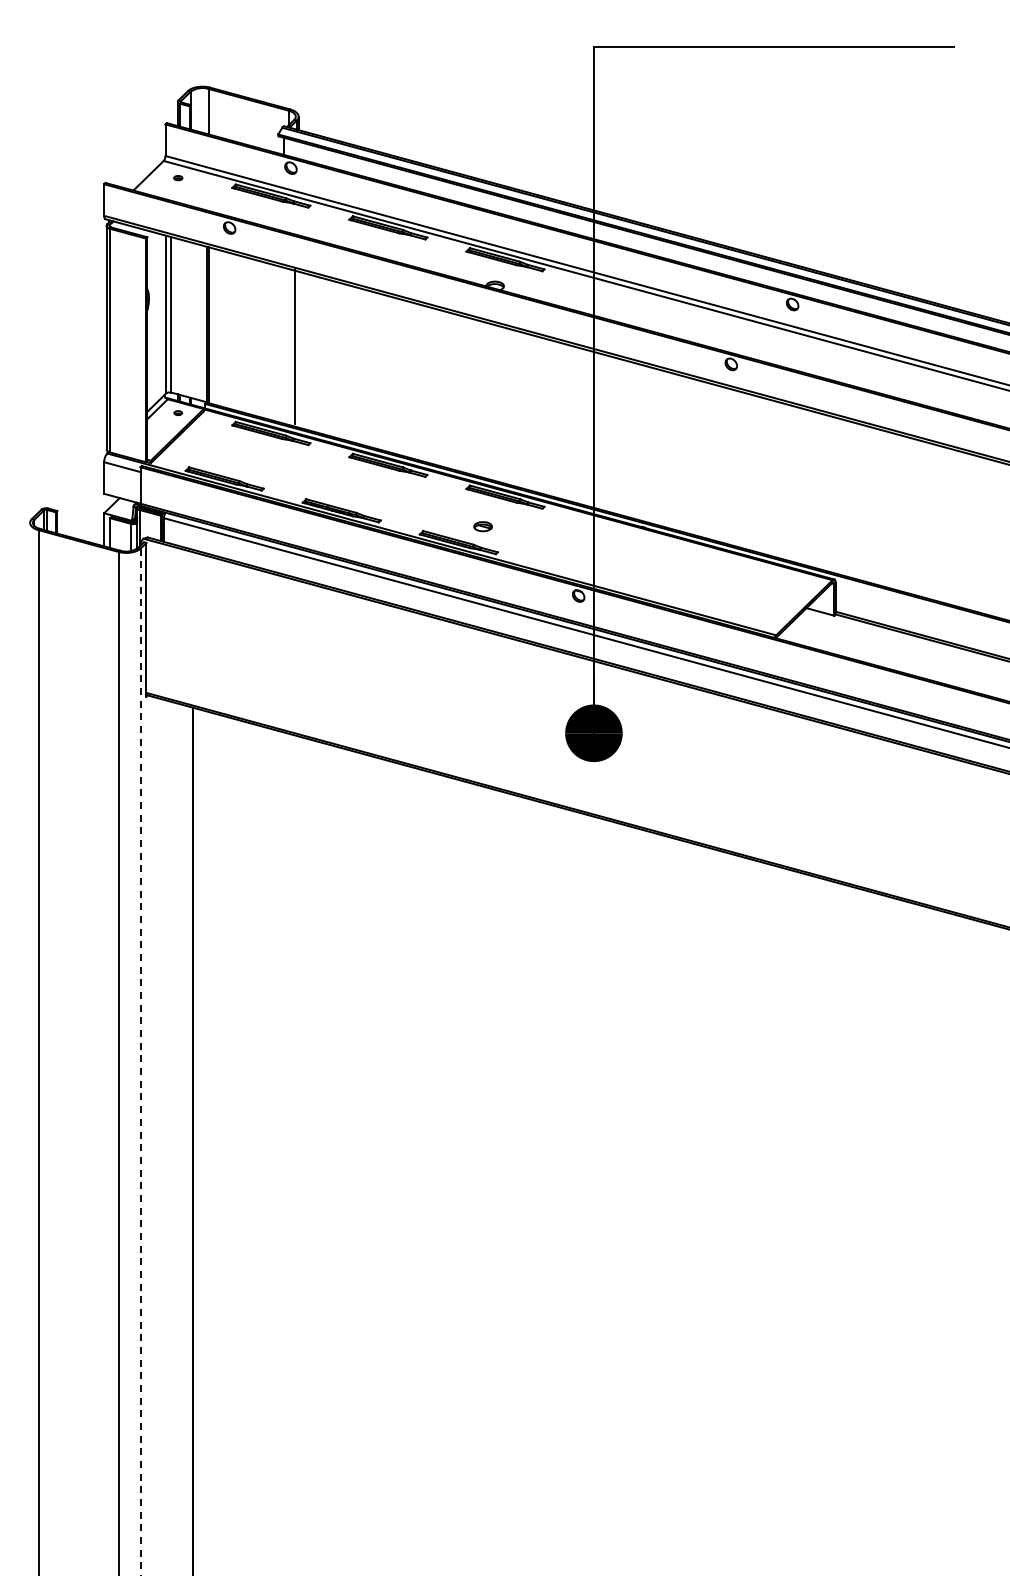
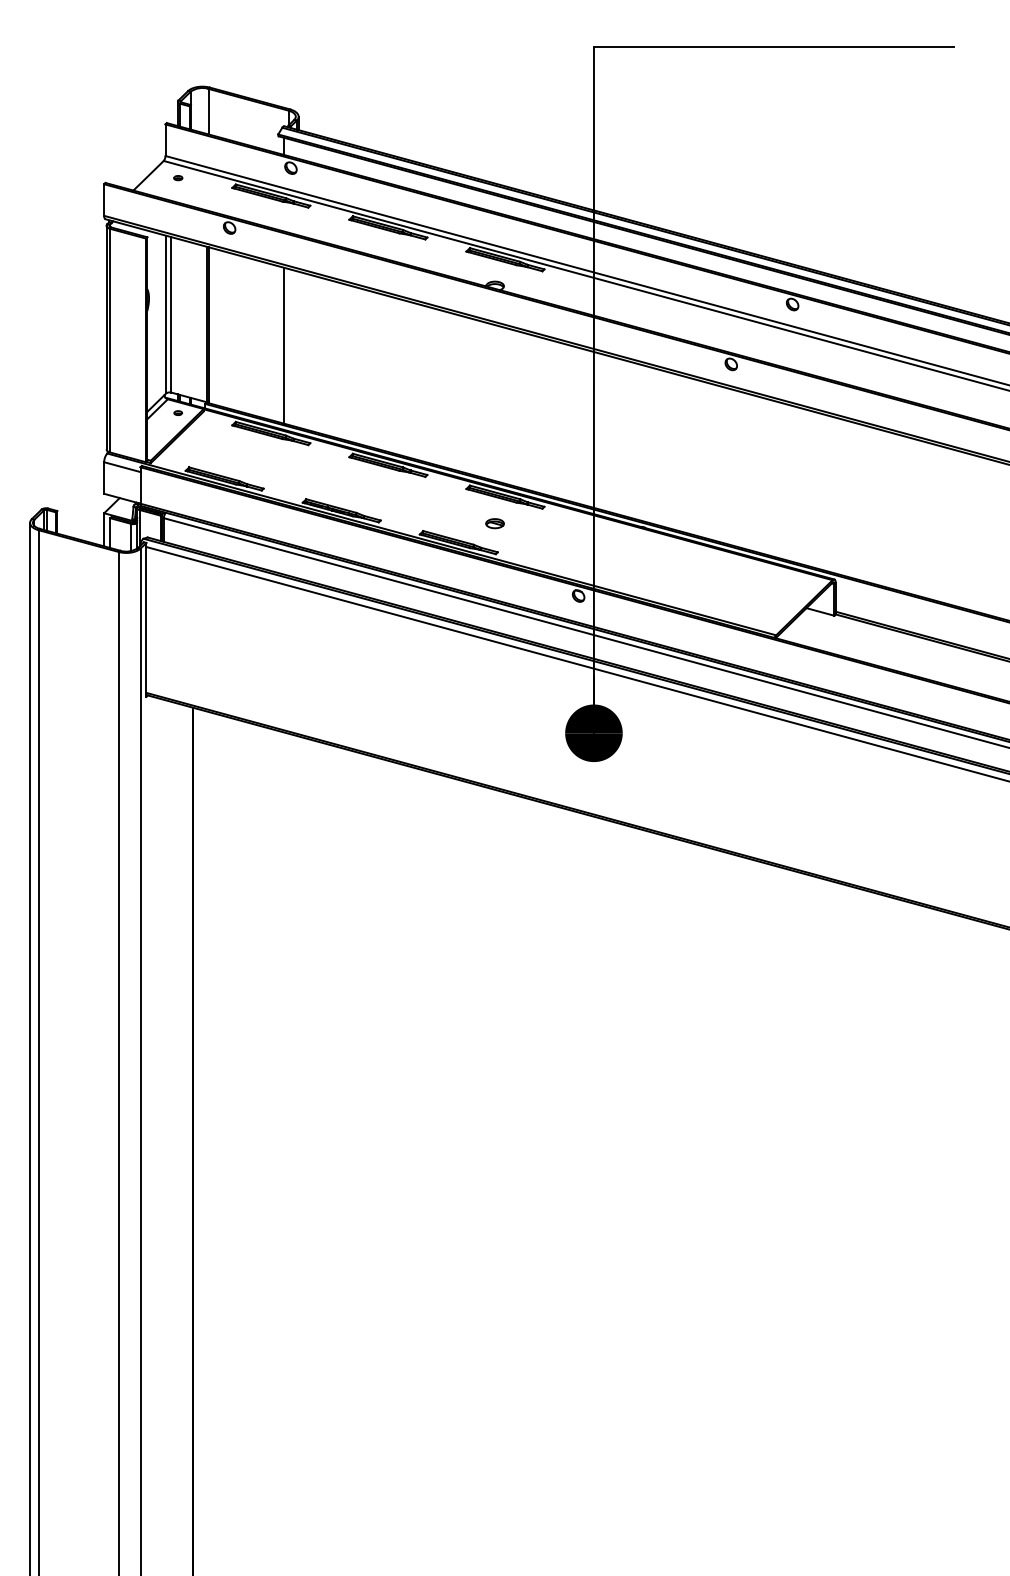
line position: (294, 345) -> (283, 345) (283, 345)
part position: (482, 526) -> (494, 523) (494, 523)
line: none -> present (576, 663)
line: none -> present (30, 1047)
line: dashed -> solid (140, 1062)
